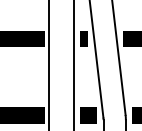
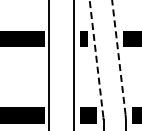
line: solid -> dashed (118, 57)
line: solid -> dashed (96, 59)
